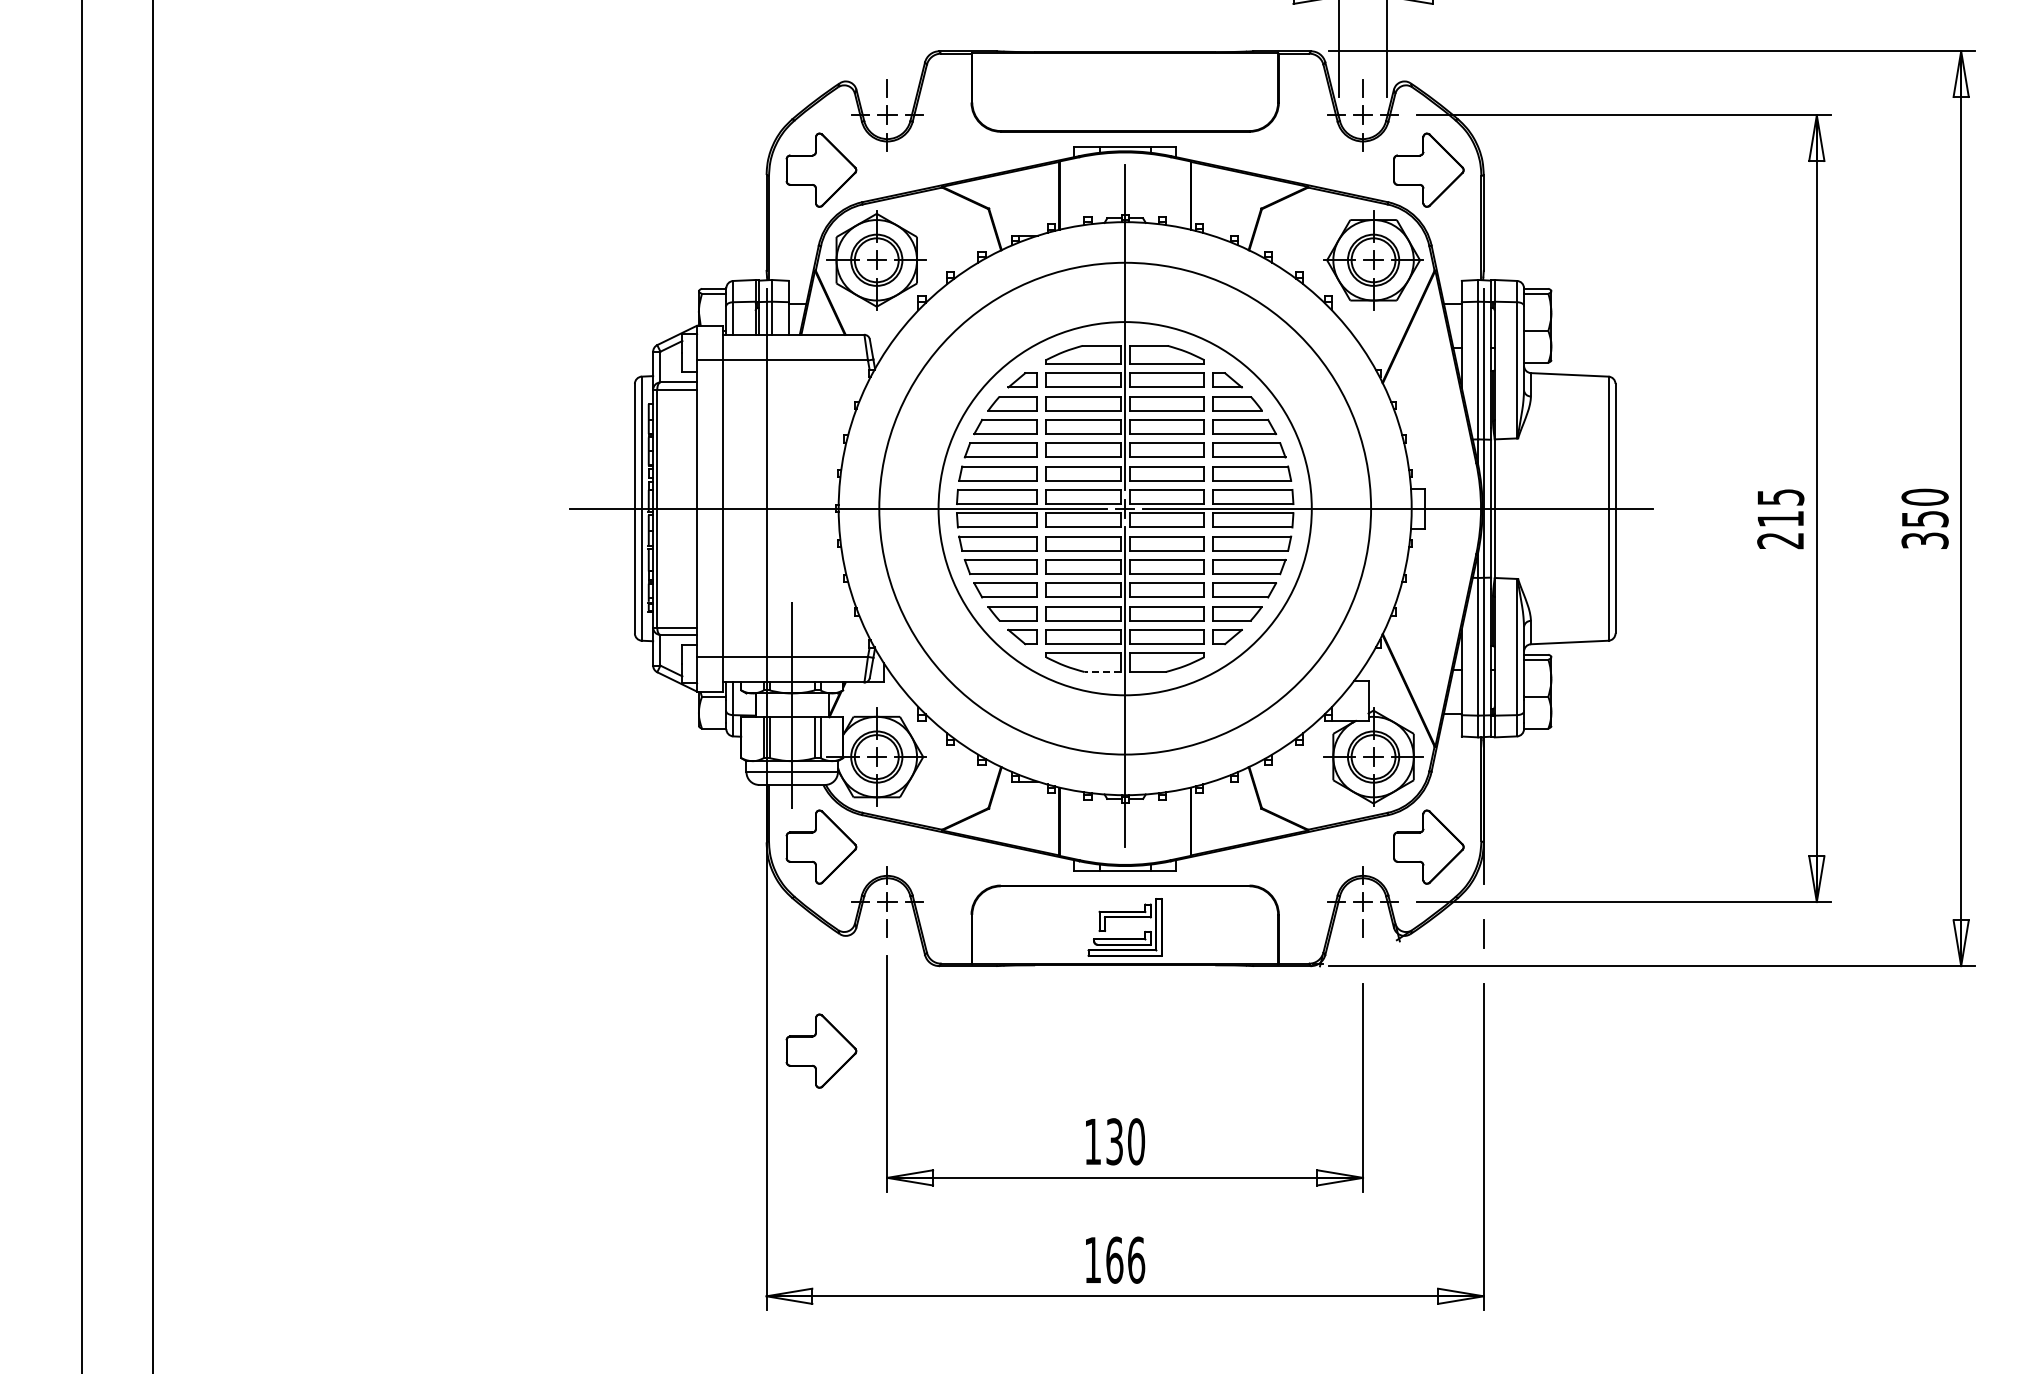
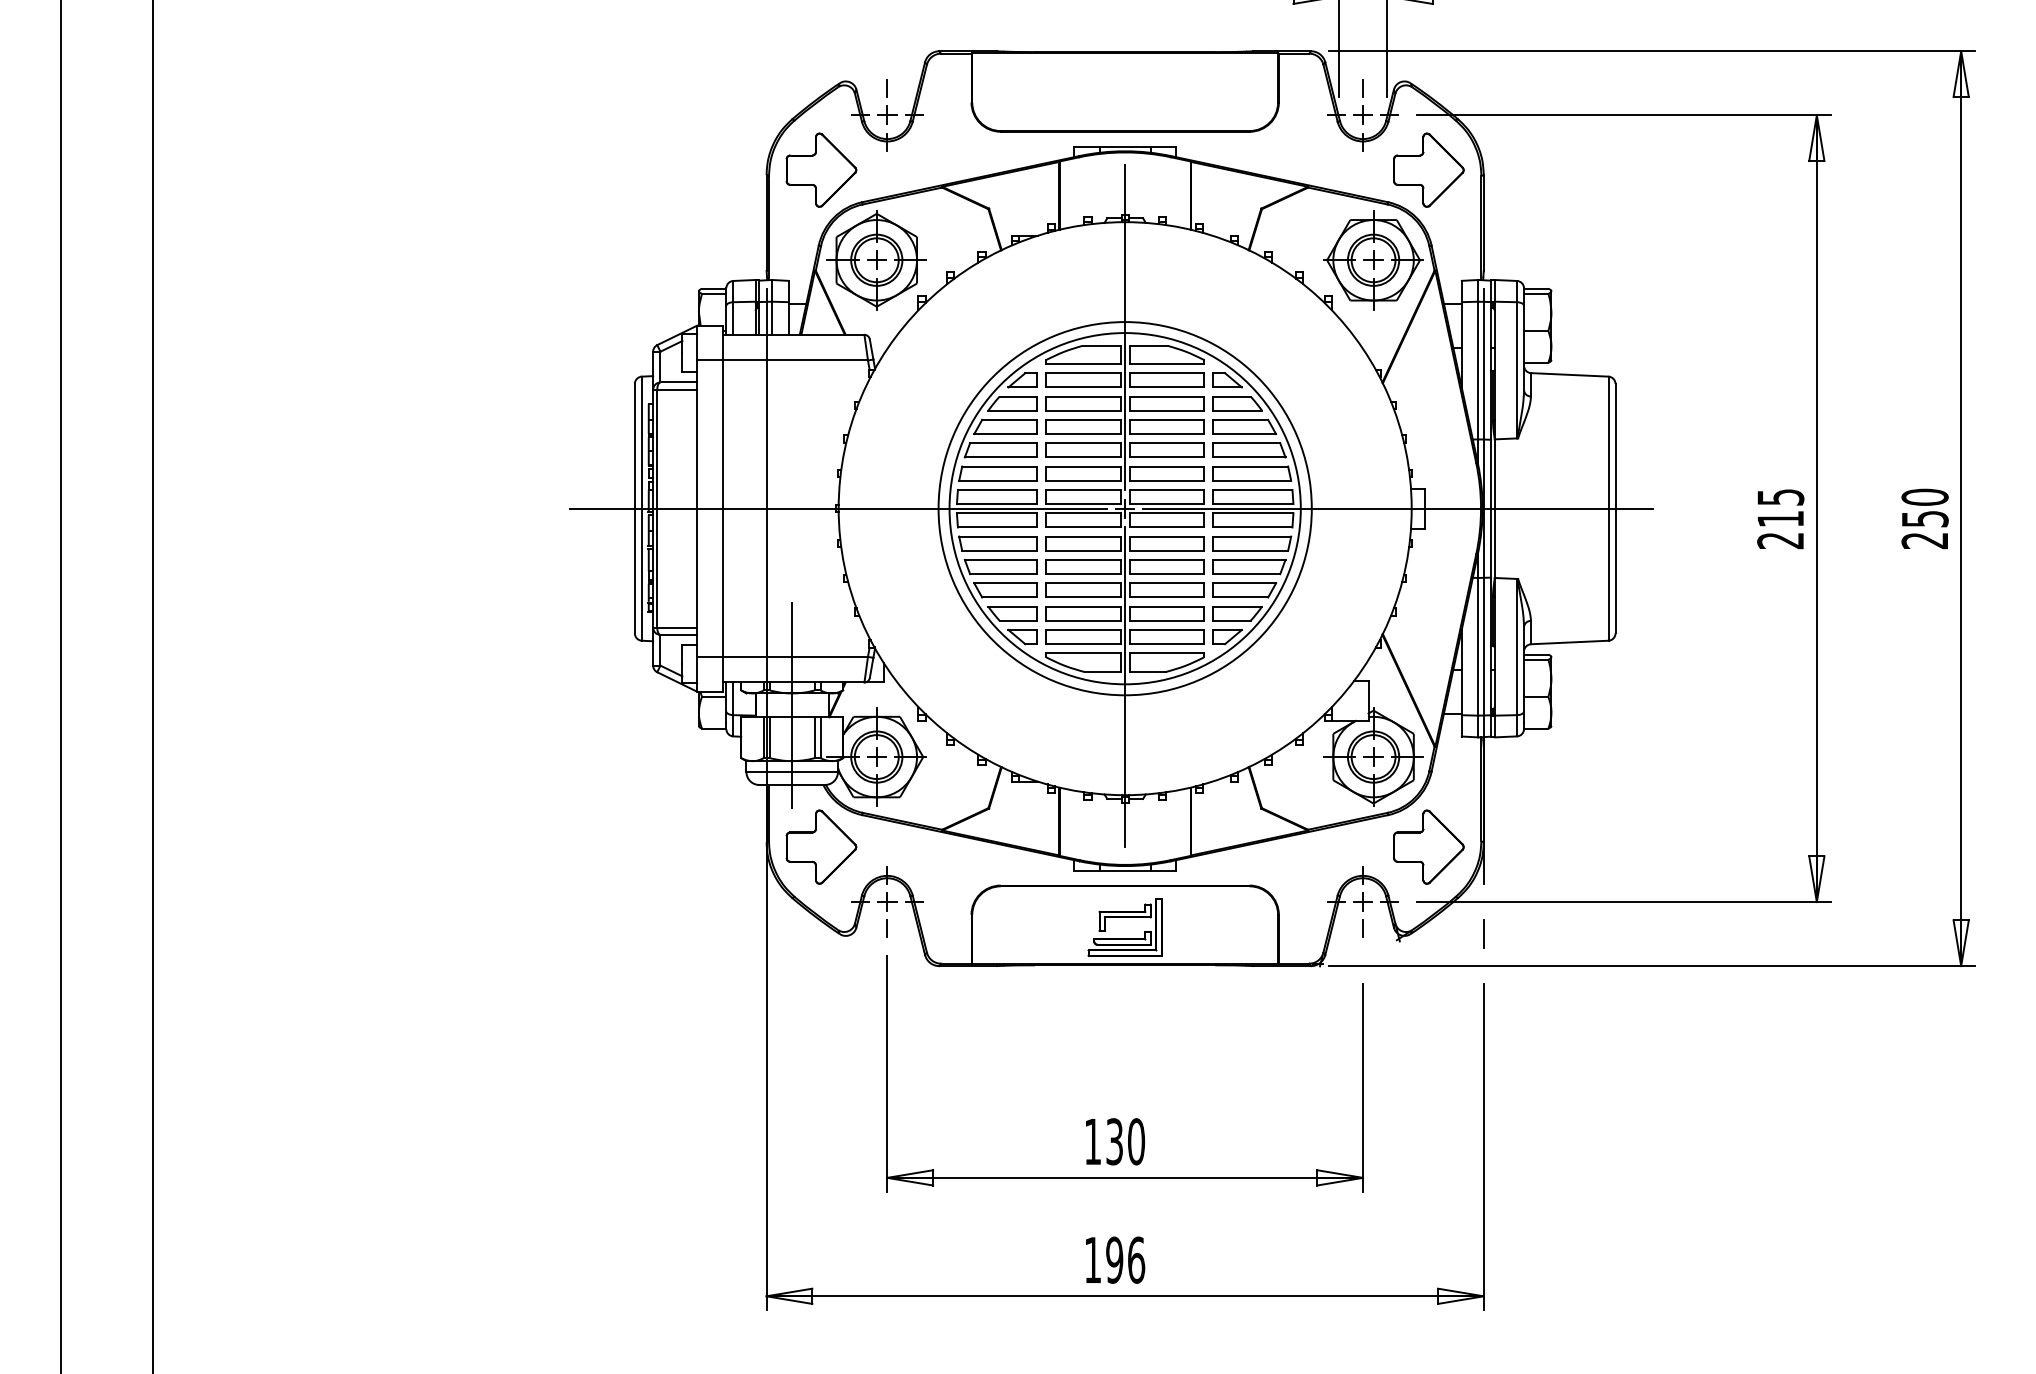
circle diameter: 492 px -> 351 px (1124, 508)
text: 350 -> 250 (1924, 540)
line: dashed -> solid (1102, 672)
line position: (82, 686) -> (61, 686) (61, 686)
part: present -> none (821, 1050)
text: 166 -> 196 (1114, 1259)
